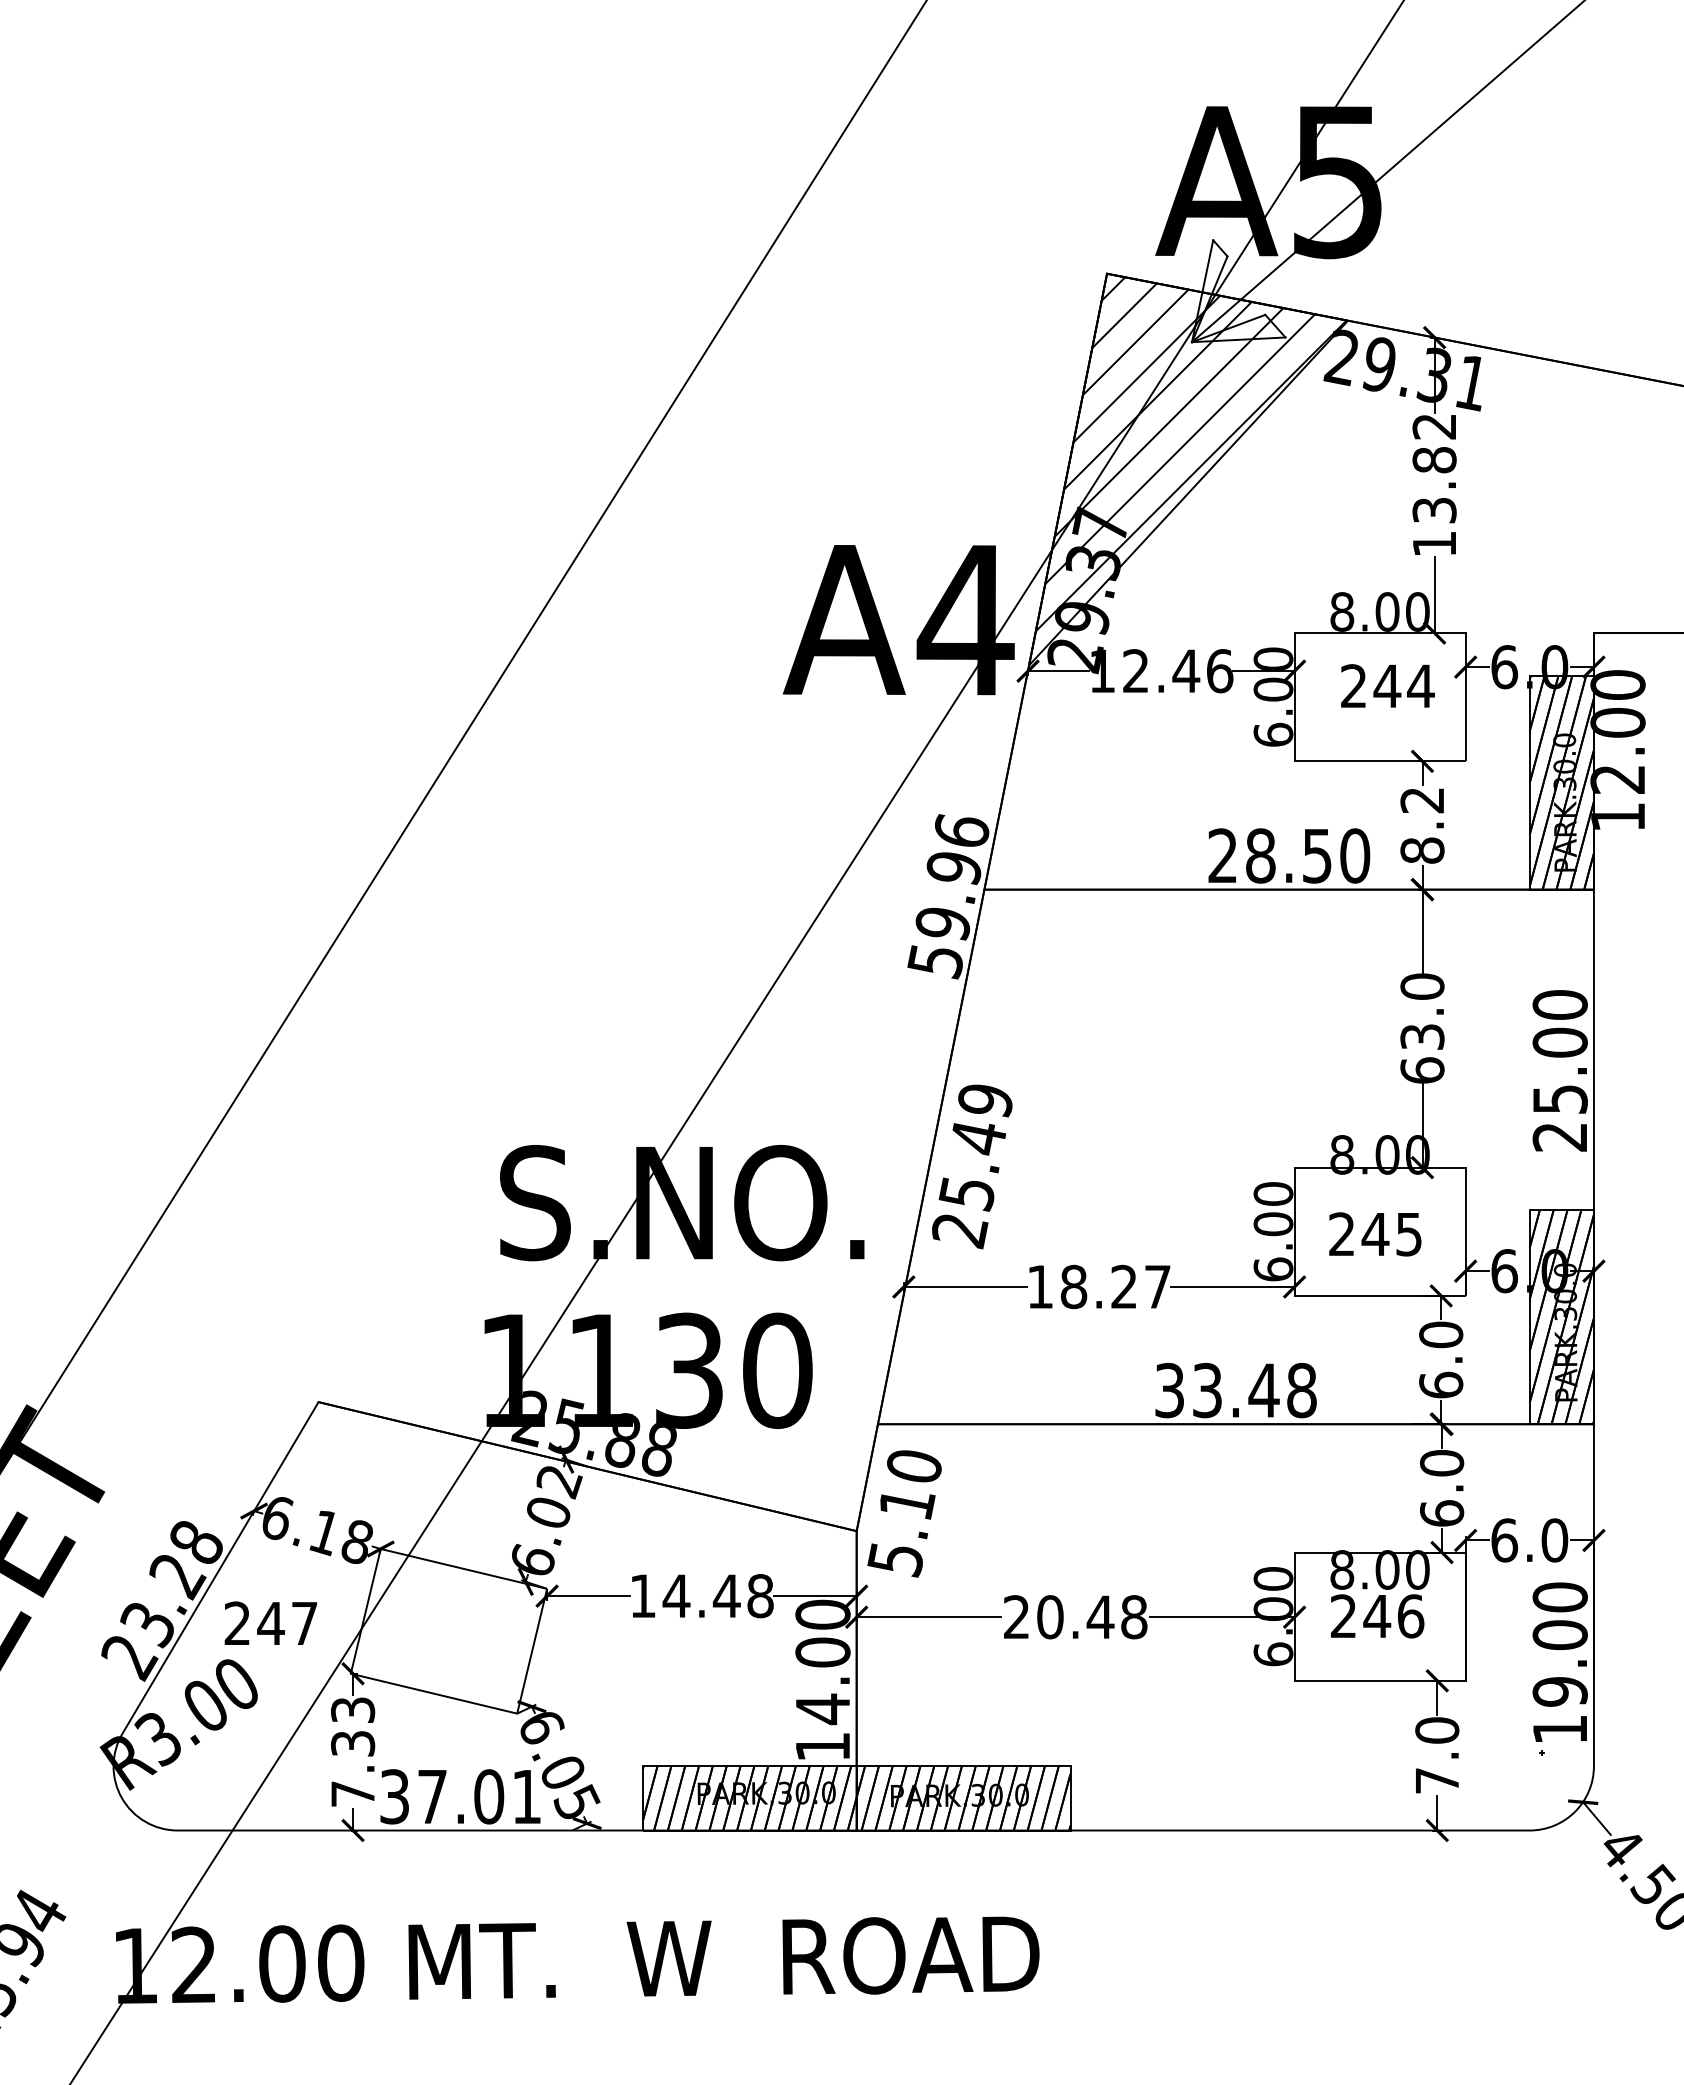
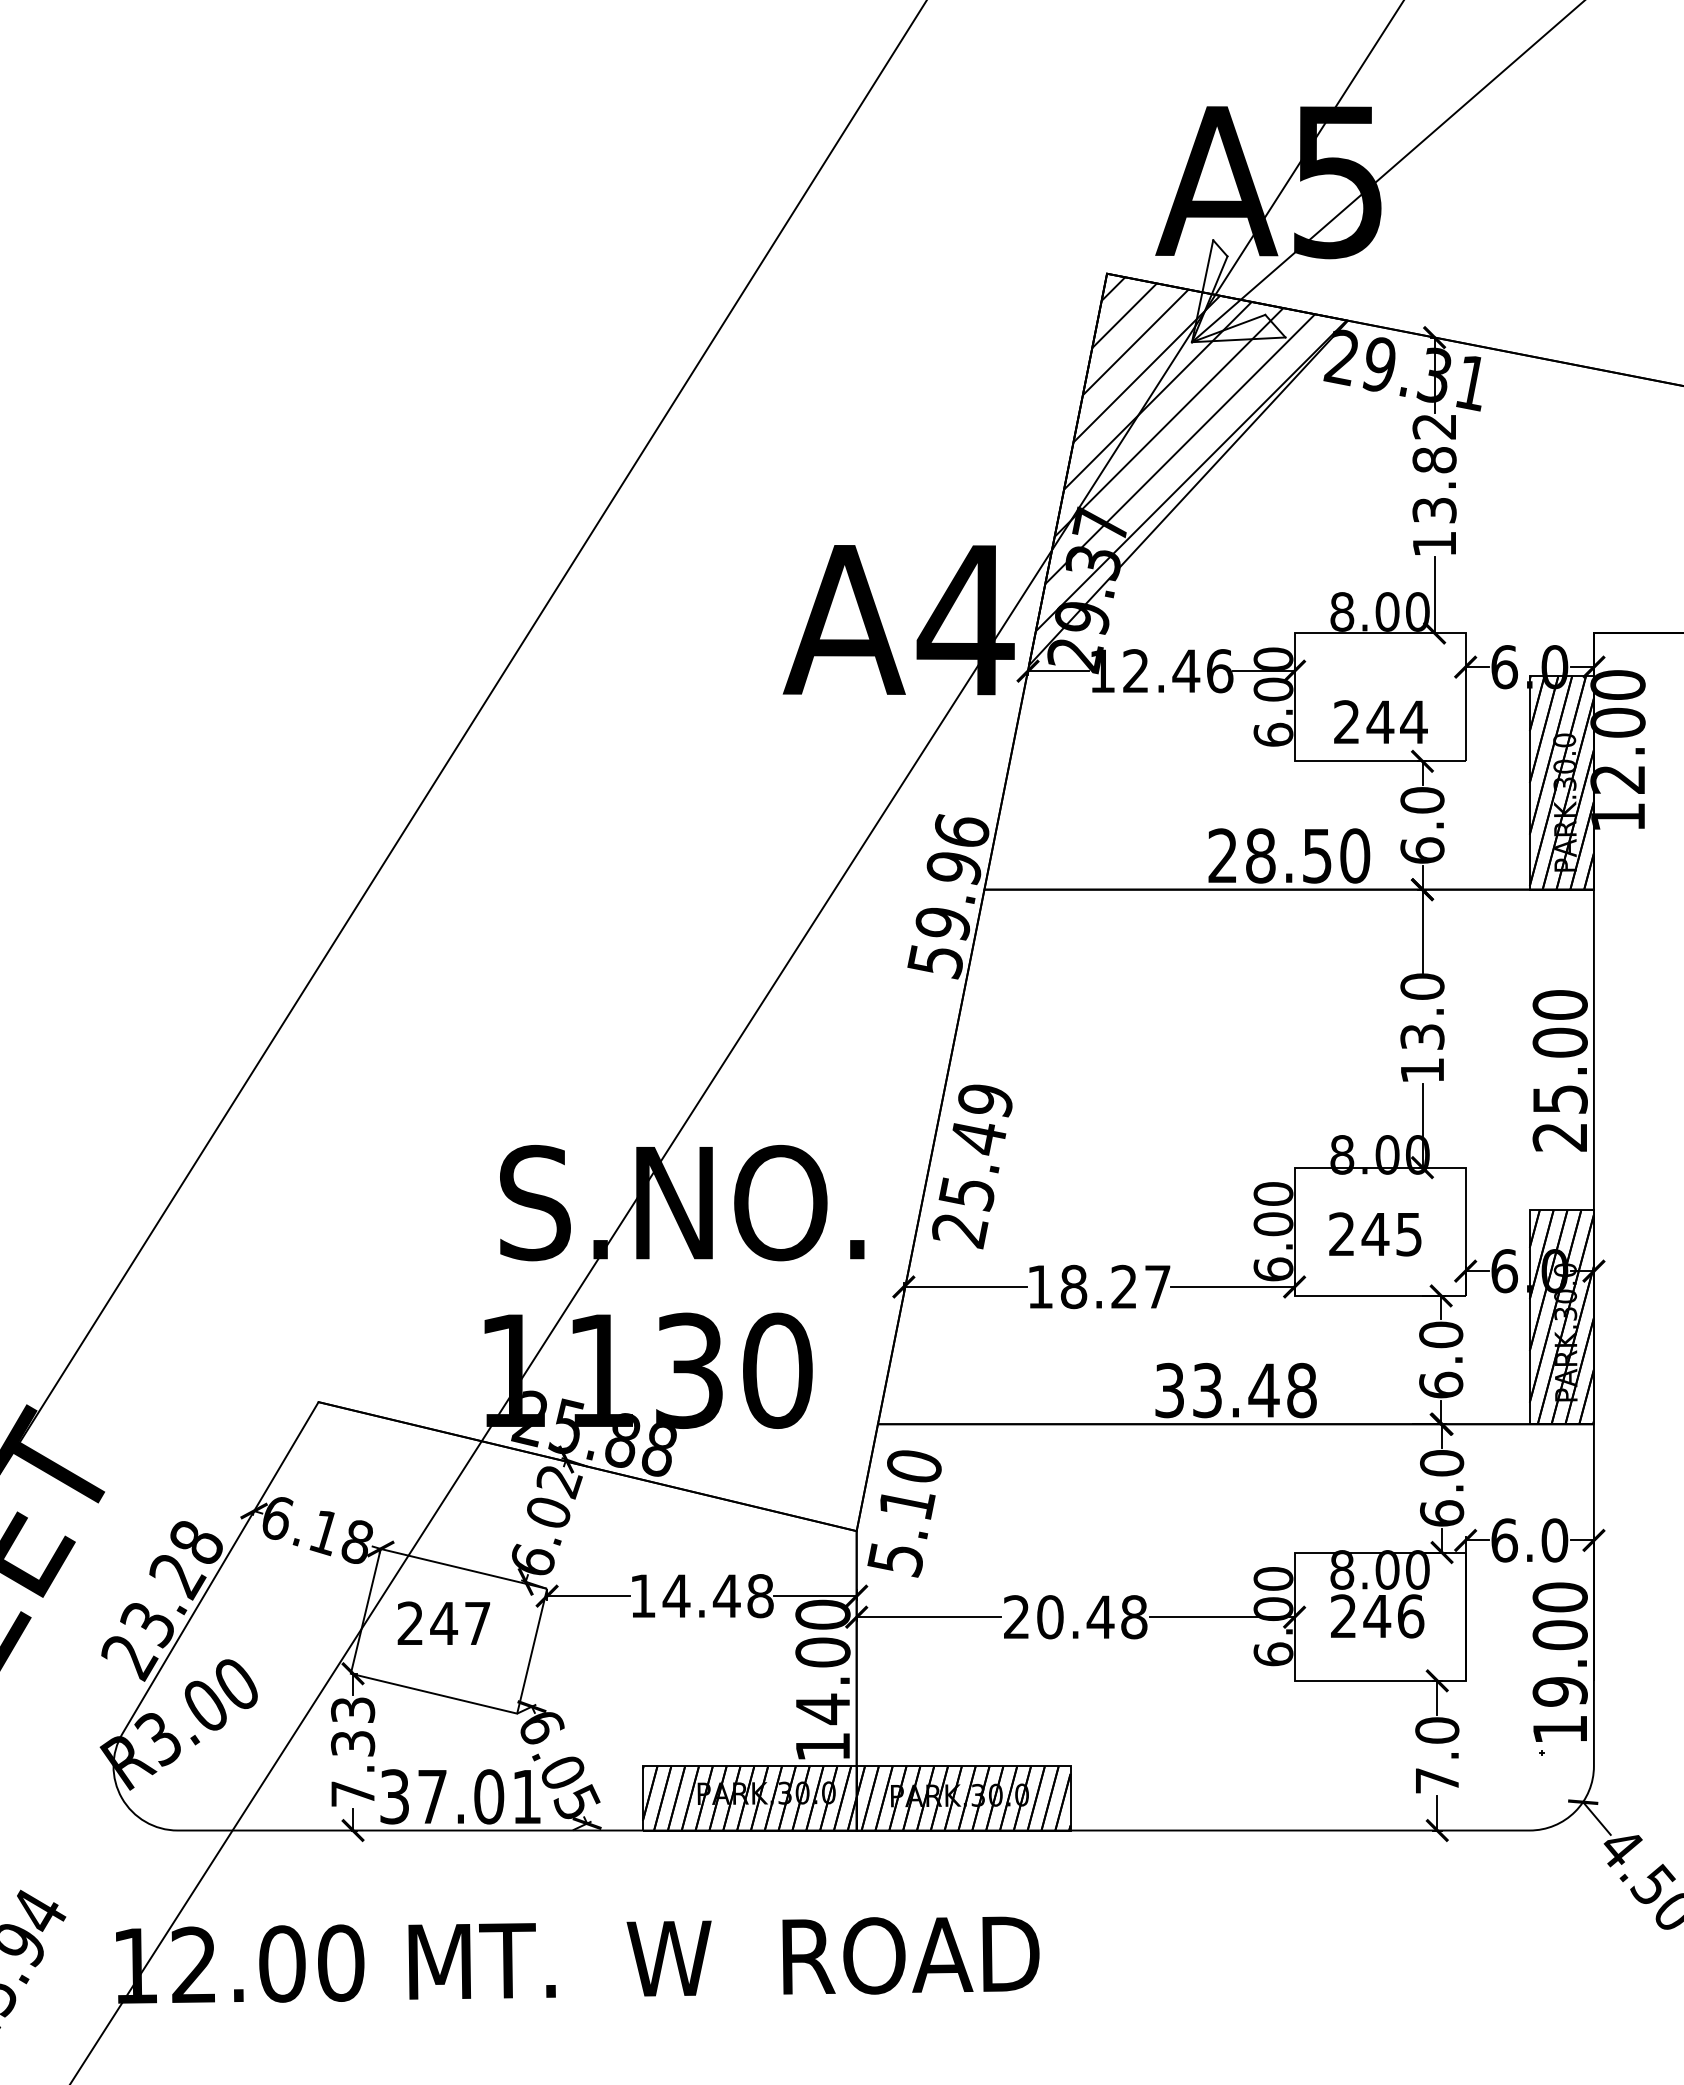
text position: (1387, 685) -> (1380, 721) (1380, 721)
text: 8.2 -> 6.0 (1422, 825)
text: 63.0 -> 13.0 (1422, 1070)
text position: (270, 1622) -> (443, 1622) (443, 1622)
